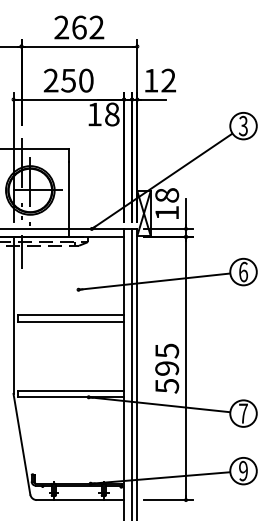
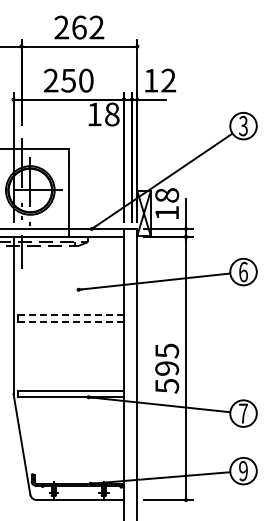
line: solid -> dashed (70, 315)
line: solid -> dashed (70, 322)
line: present -> none (132, 372)
